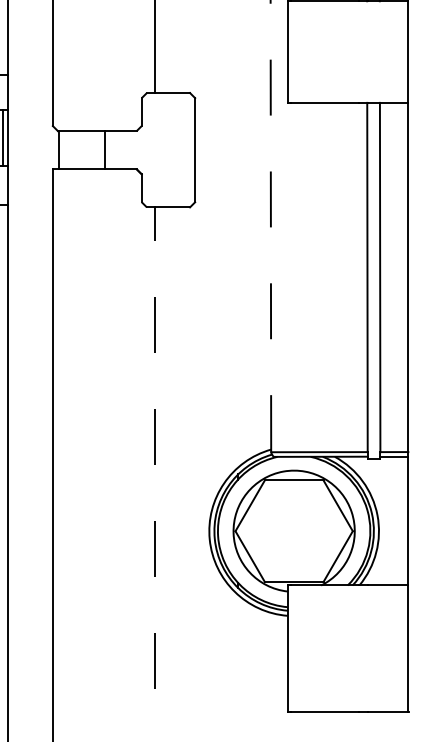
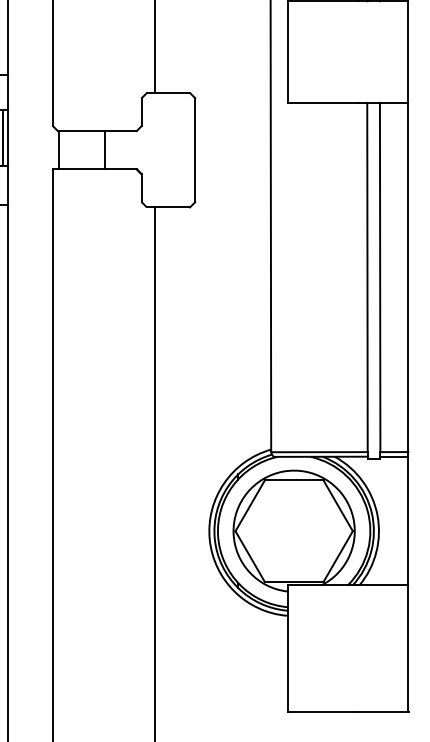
line: dashed -> solid (270, 225)
line: dashed -> solid (154, 474)
